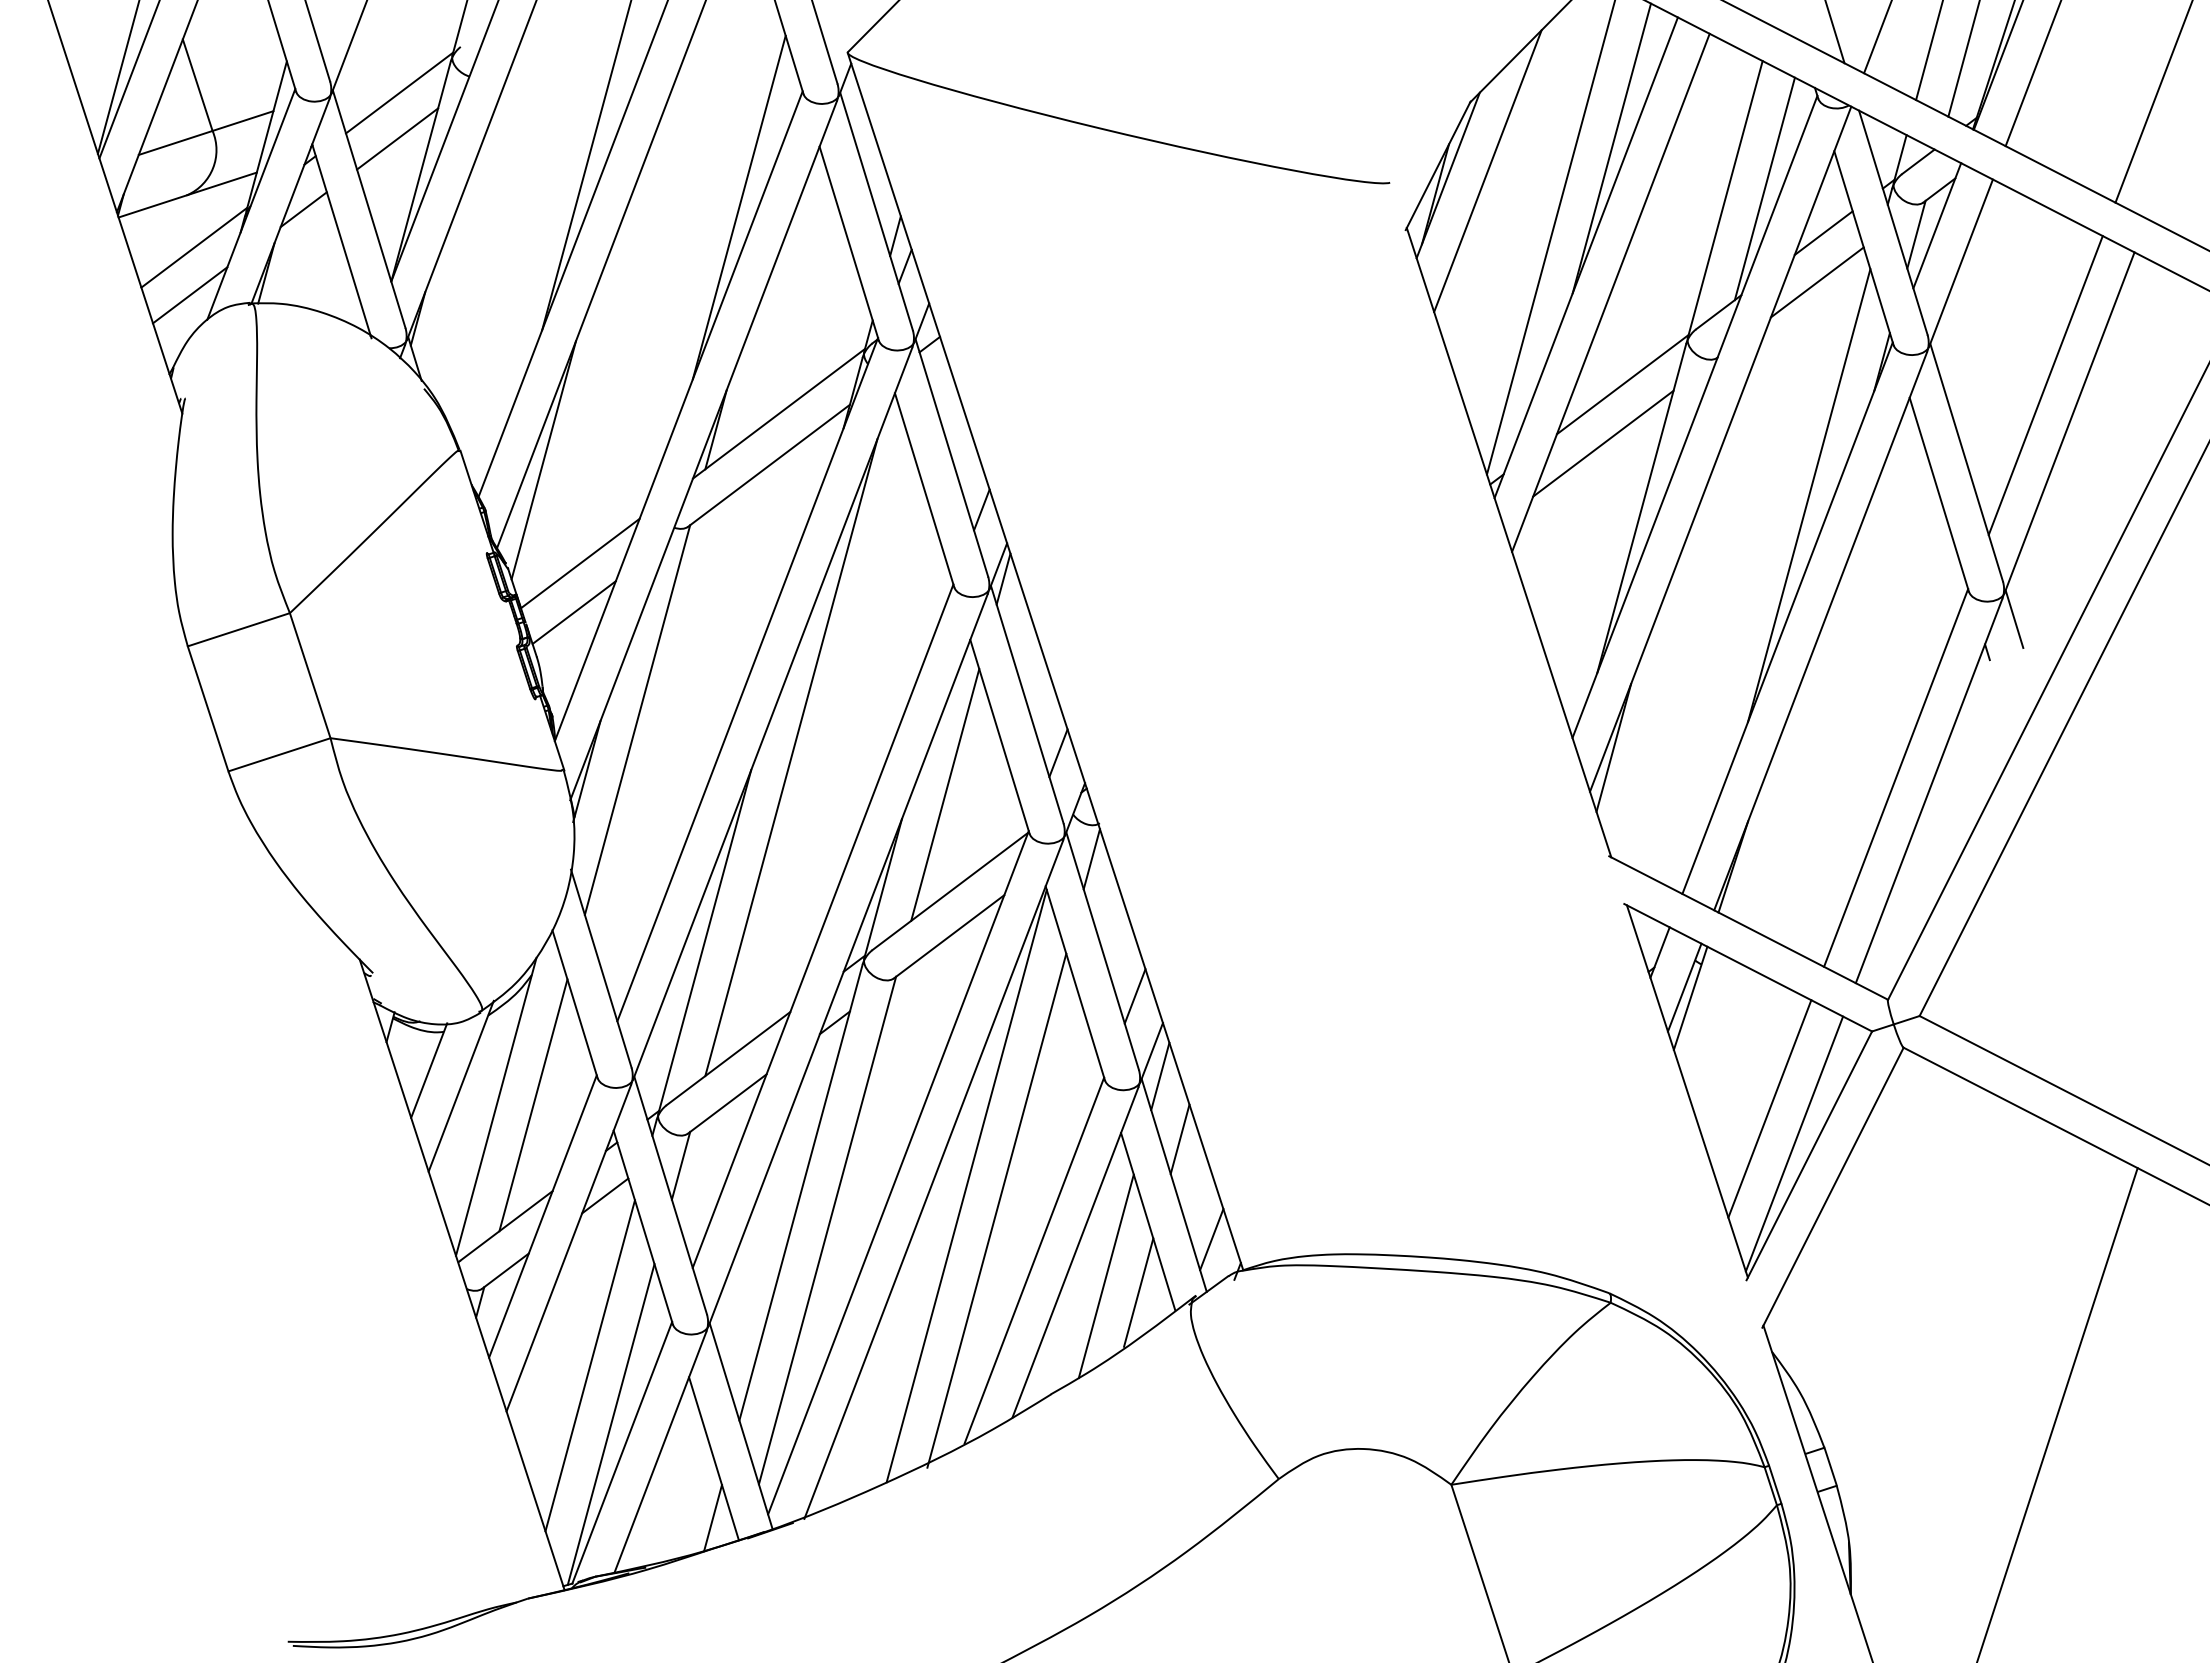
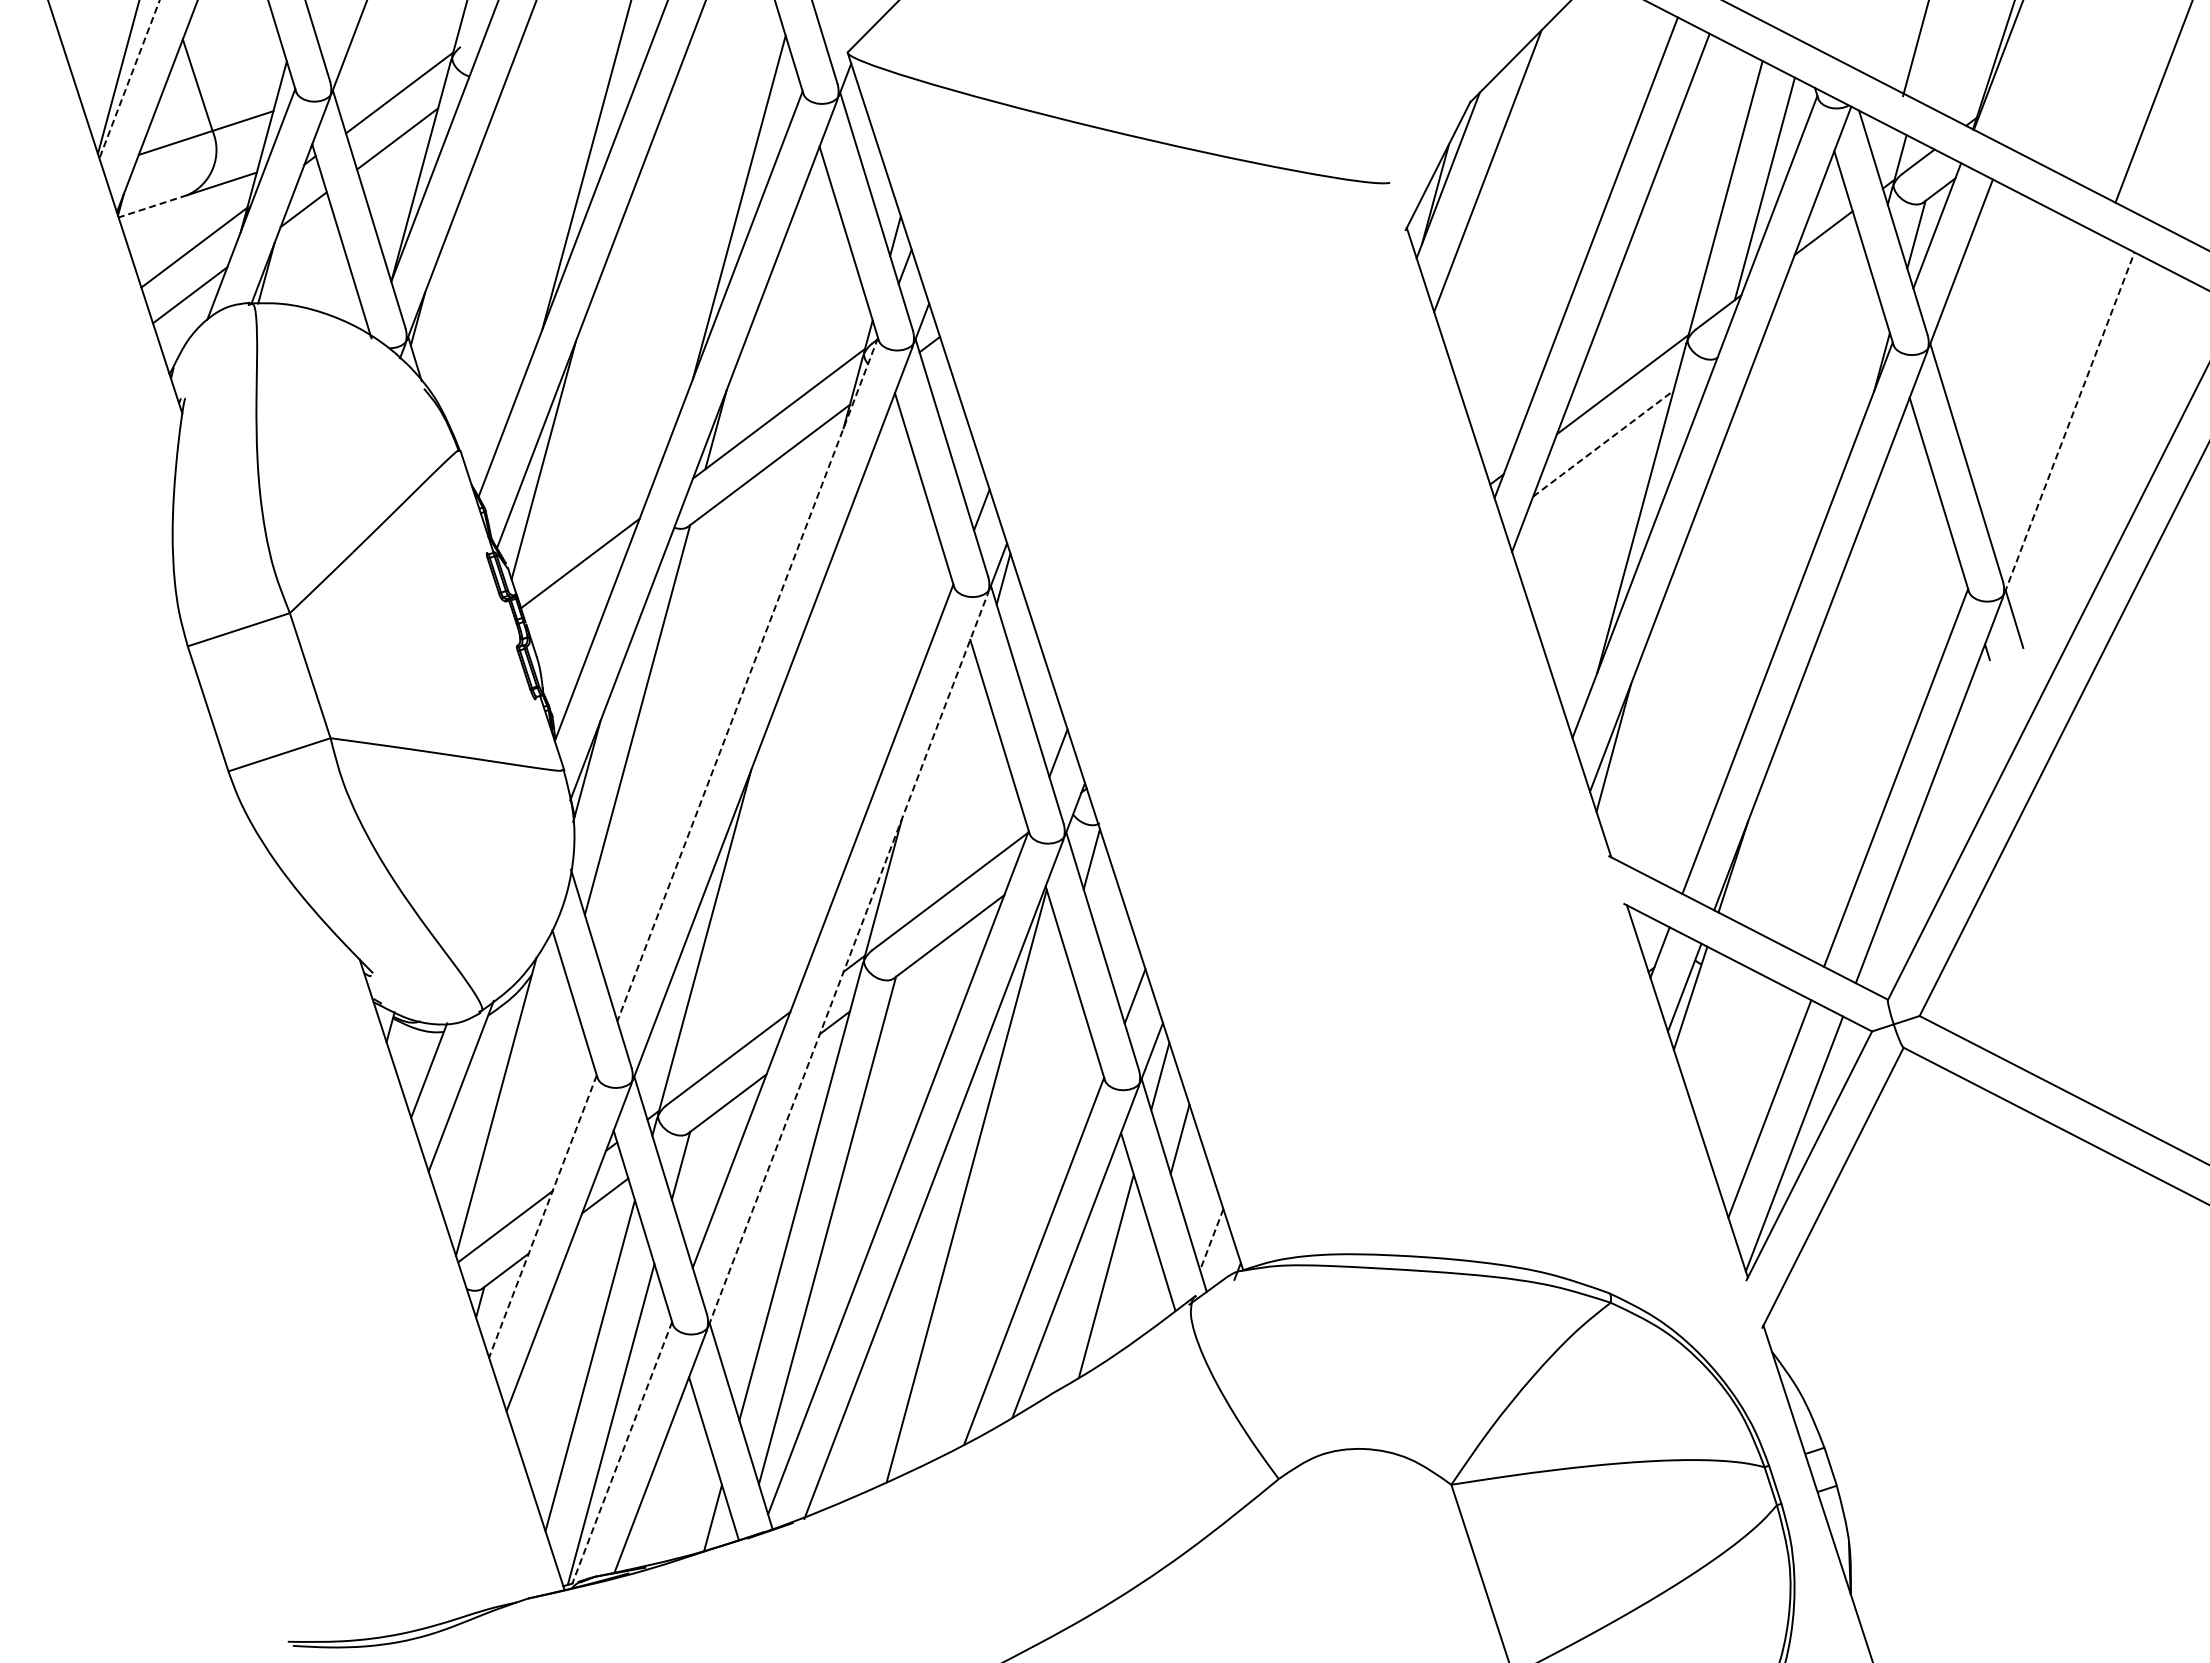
line: present -> none (1835, 32)
line: present -> none (1877, 37)
line position: (1929, 51) -> (1915, 49) (1915, 49)
line: present -> none (1963, 59)
line: present -> none (2032, 74)
line: solid -> dashed (129, 79)
line: present -> none (1611, 148)
line: solid -> dashed (152, 206)
line: present -> none (1550, 238)
line: present -> none (1816, 282)
line: present -> none (2045, 385)
line: solid -> dashed (2069, 422)
line: solid -> dashed (1603, 443)
line: present -> none (1809, 495)
line: present -> none (573, 612)
line: solid -> dashed (747, 679)
line: present -> none (791, 757)
line: present -> none (945, 794)
line: solid -> dashed (848, 959)
line: present -> none (533, 1105)
line: present -> none (996, 1210)
line: solid -> dashed (542, 1217)
line: solid -> dashed (1211, 1239)
line: present -> none (1138, 1292)
line: present -> none (2057, 1413)
line: solid -> dashed (622, 1453)
